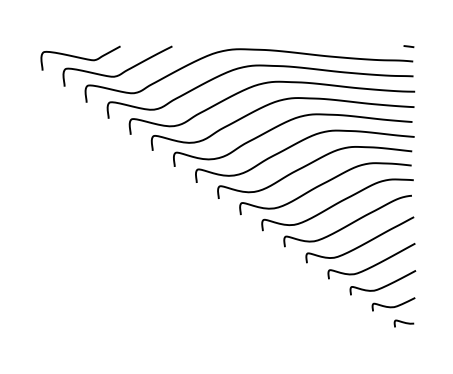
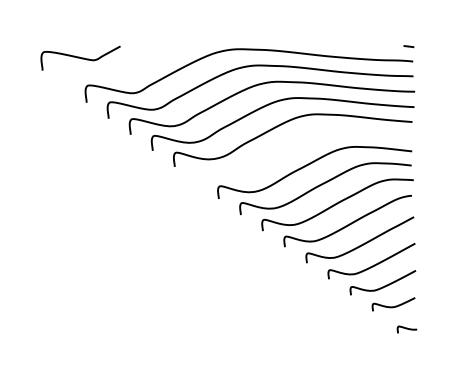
curve: present -> none (121, 72)
curve: present -> none (298, 143)
curve position: (403, 323) -> (406, 329) (406, 329)
